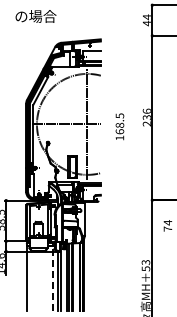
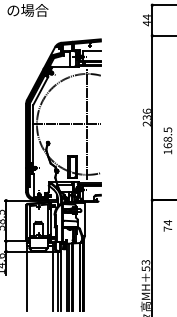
text position: (35, 16) -> (27, 10) (27, 10)
text position: (119, 126) -> (167, 140) (167, 140)
line: dashed -> solid (52, 278)
